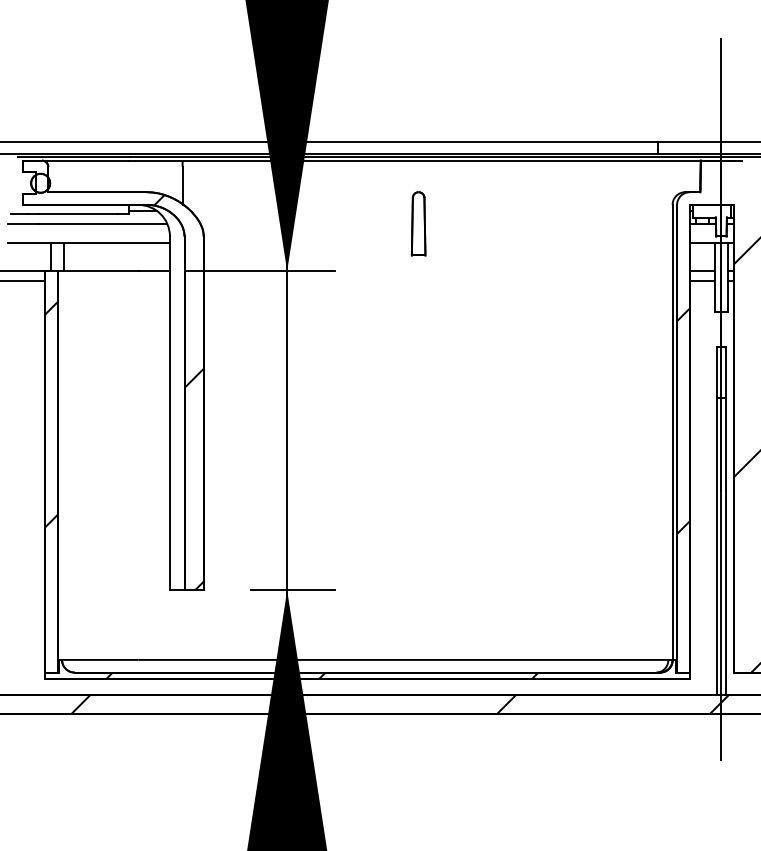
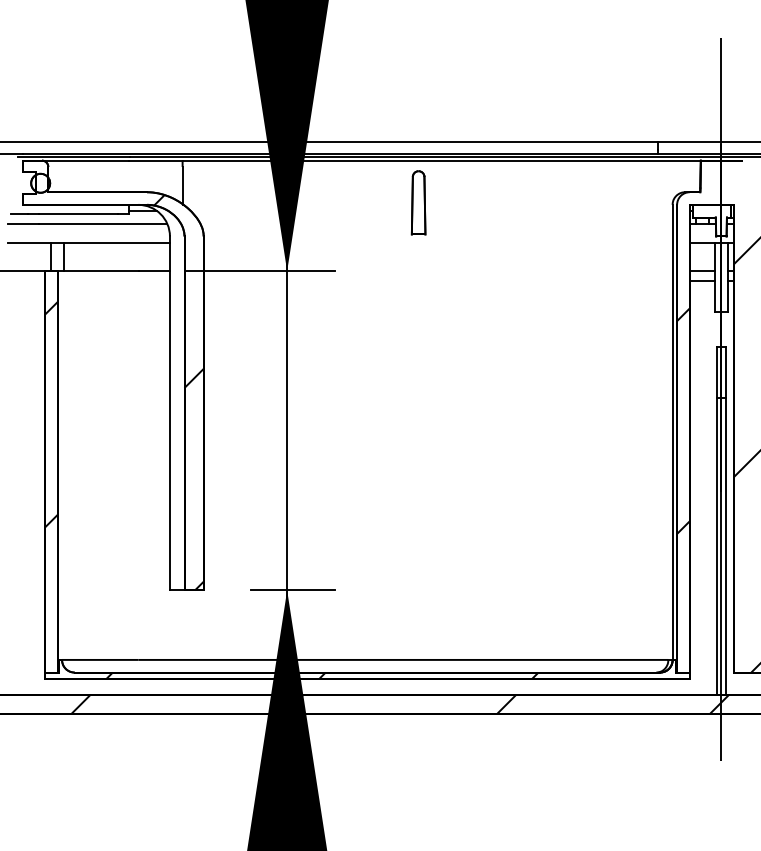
part position: (418, 223) -> (418, 202) (418, 202)
line: present -> none (23, 280)
